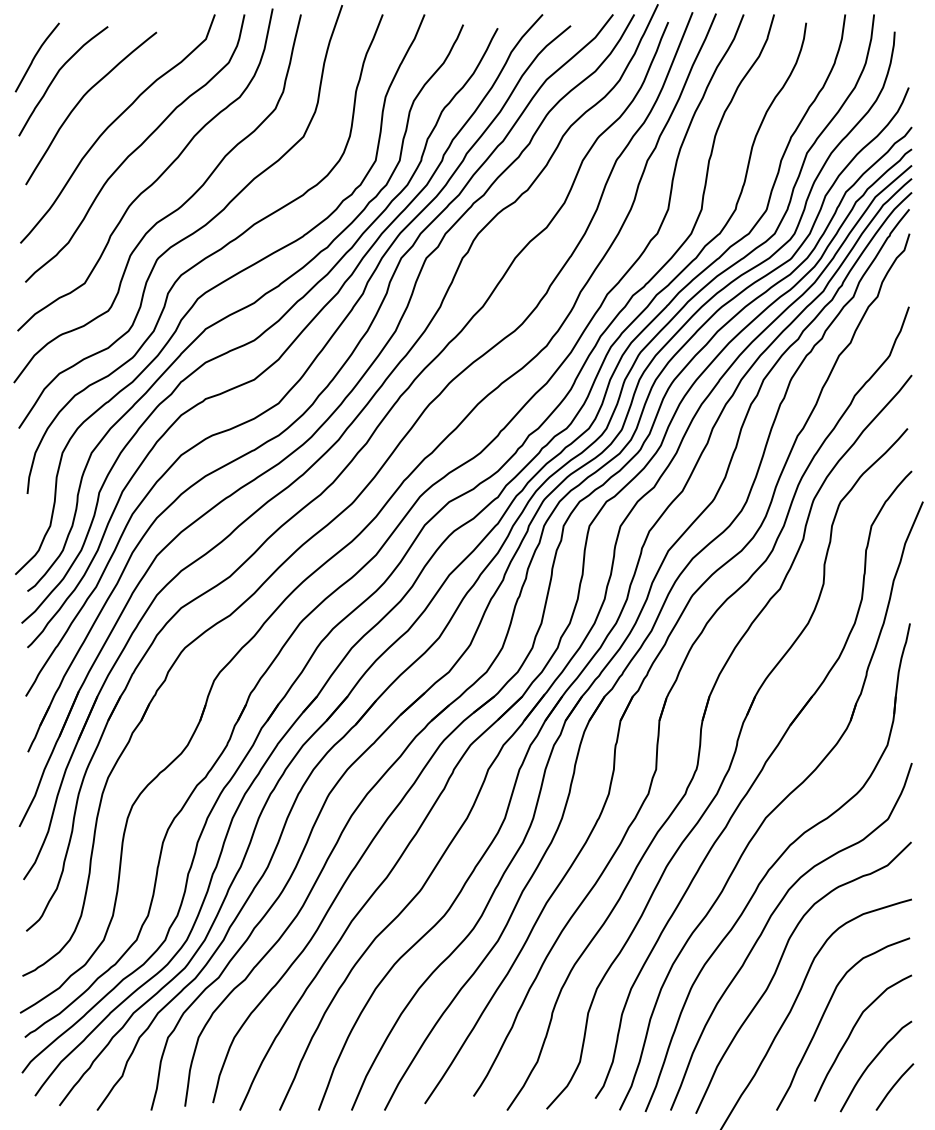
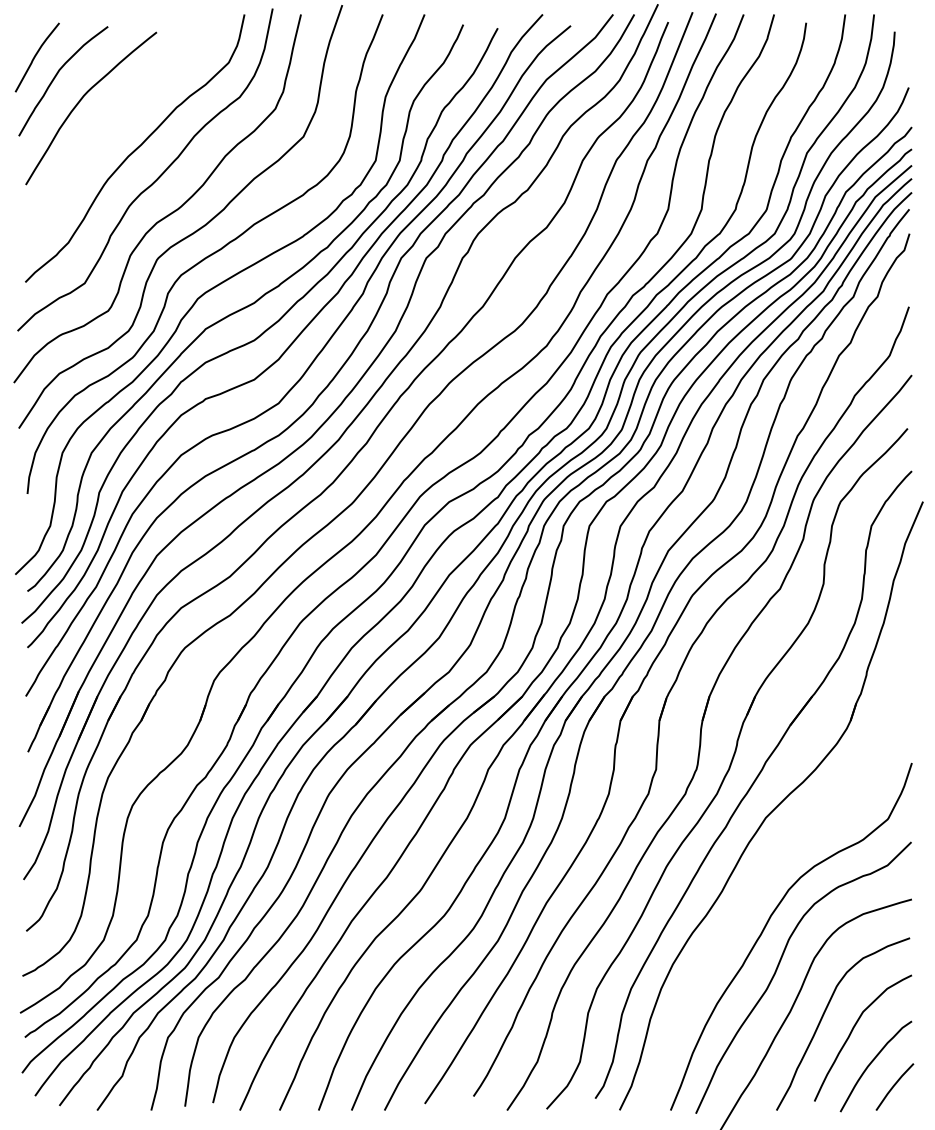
curve: present -> none (113, 123)
part: present -> none (777, 867)
